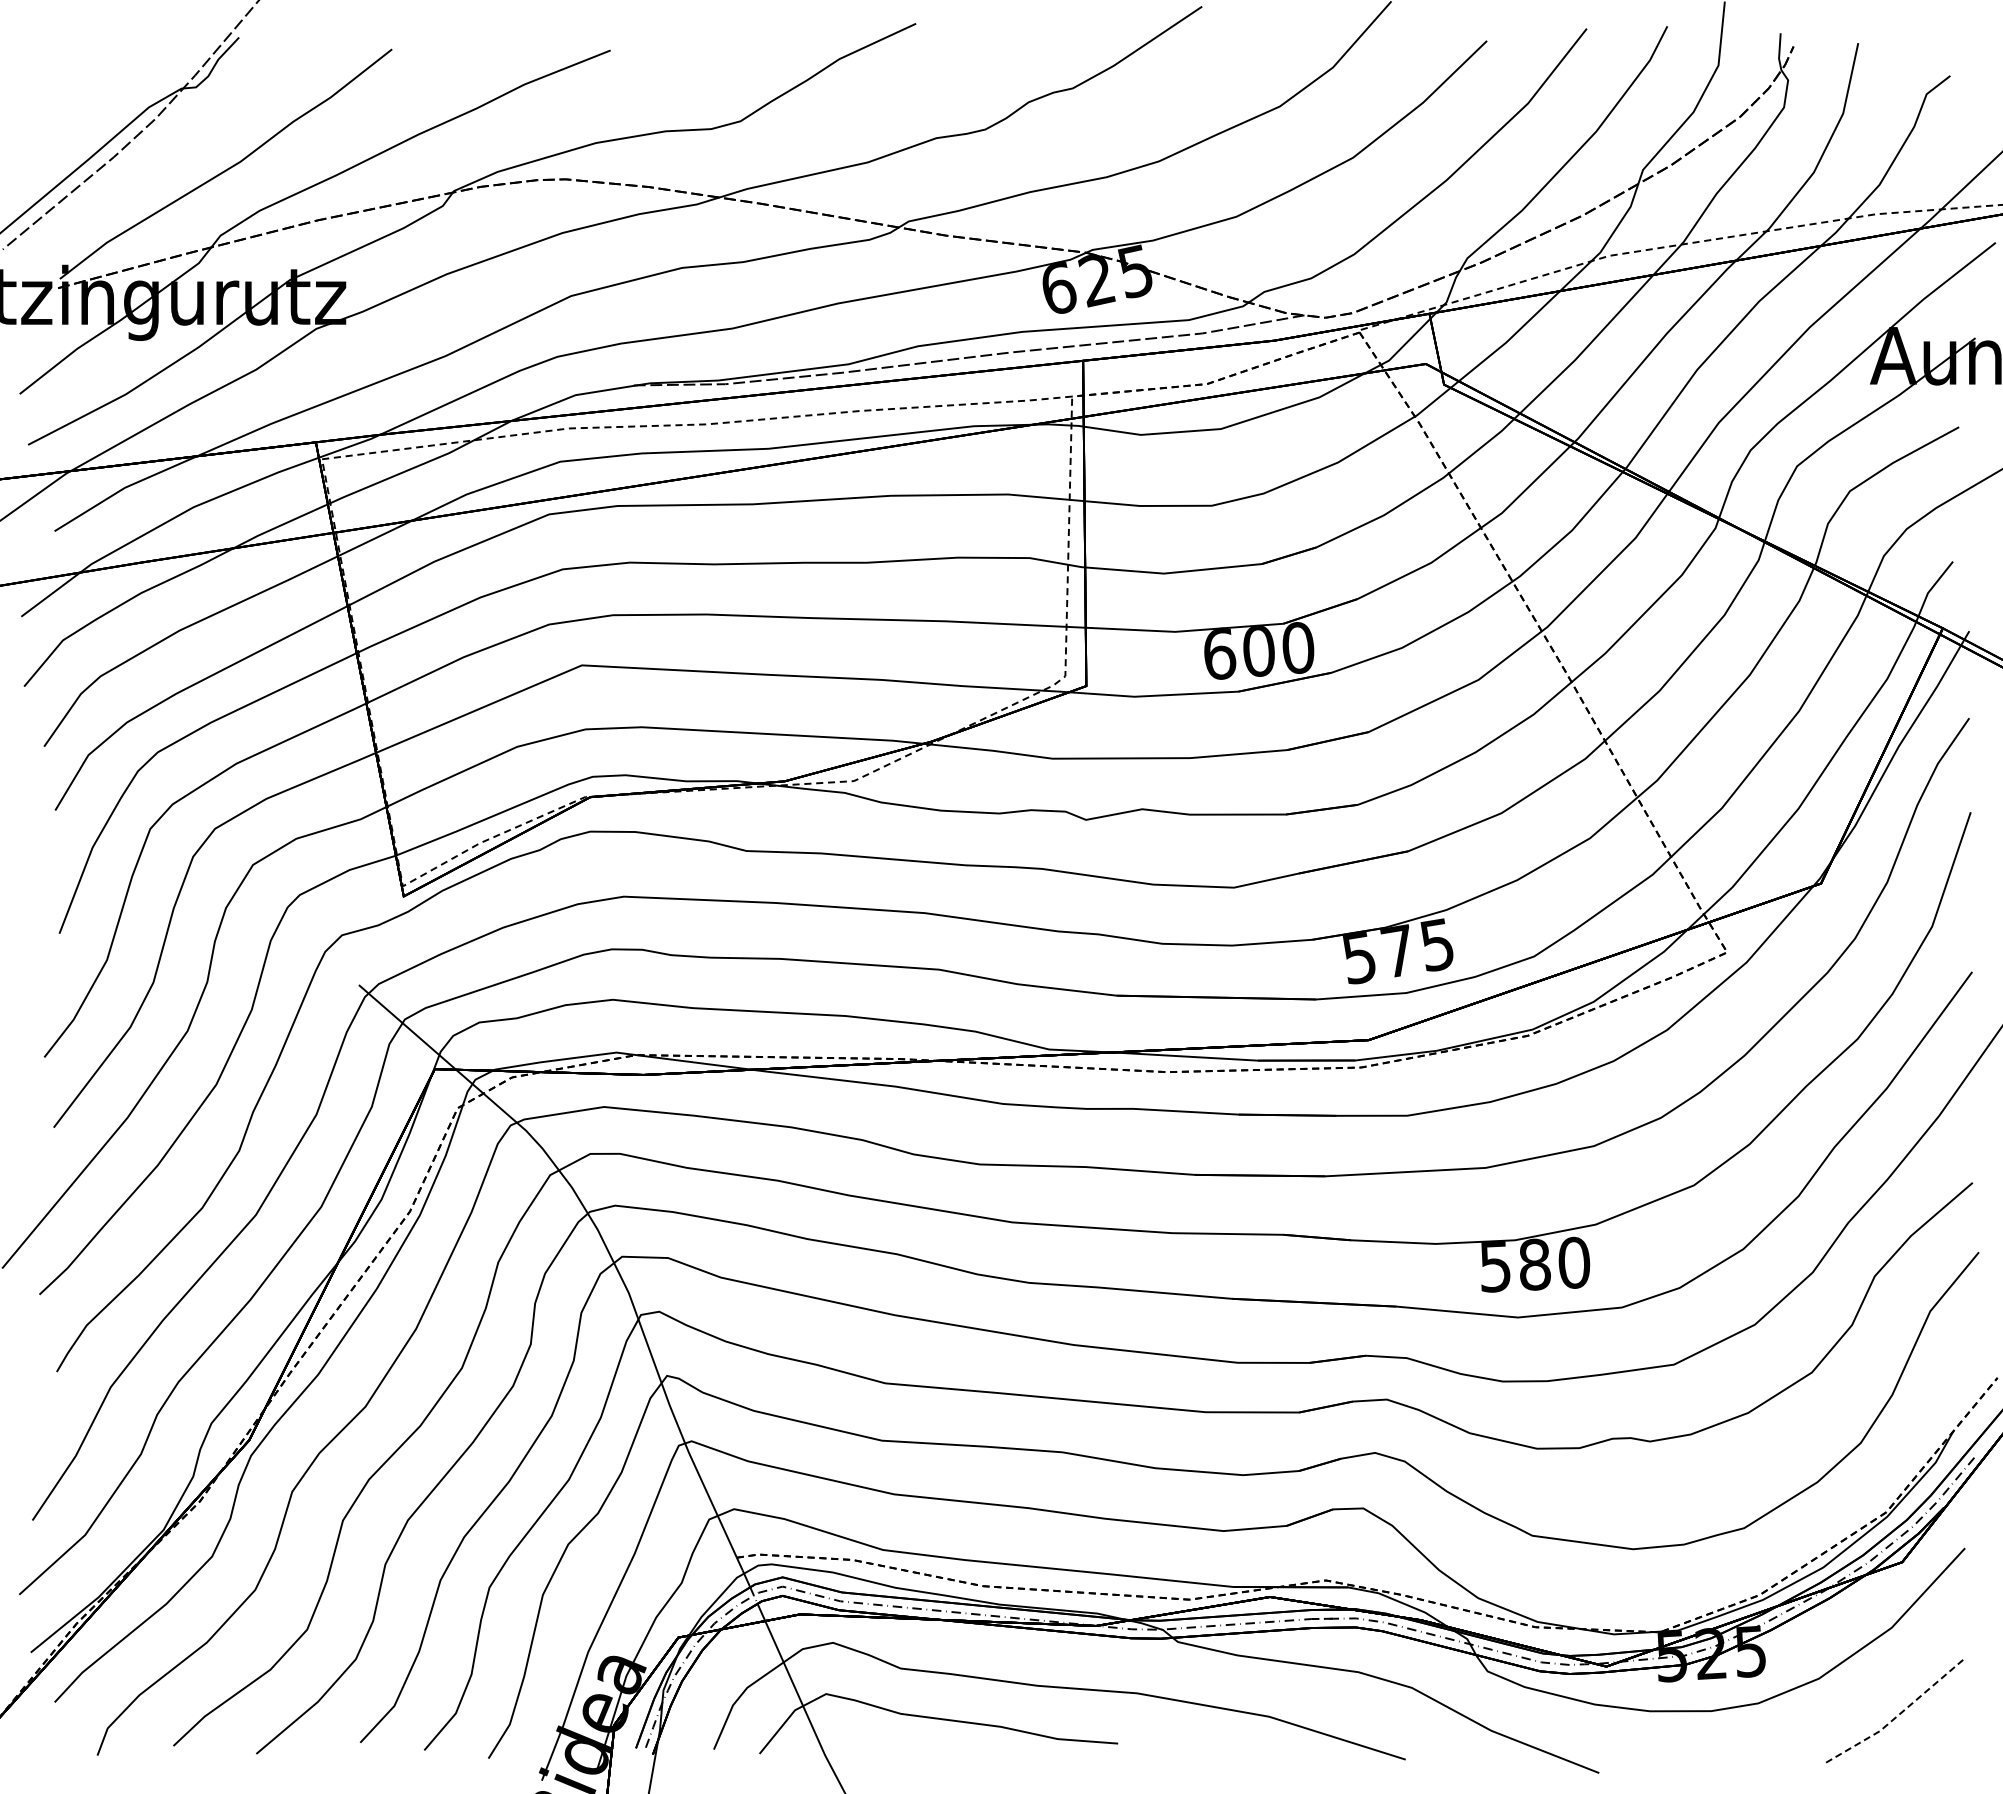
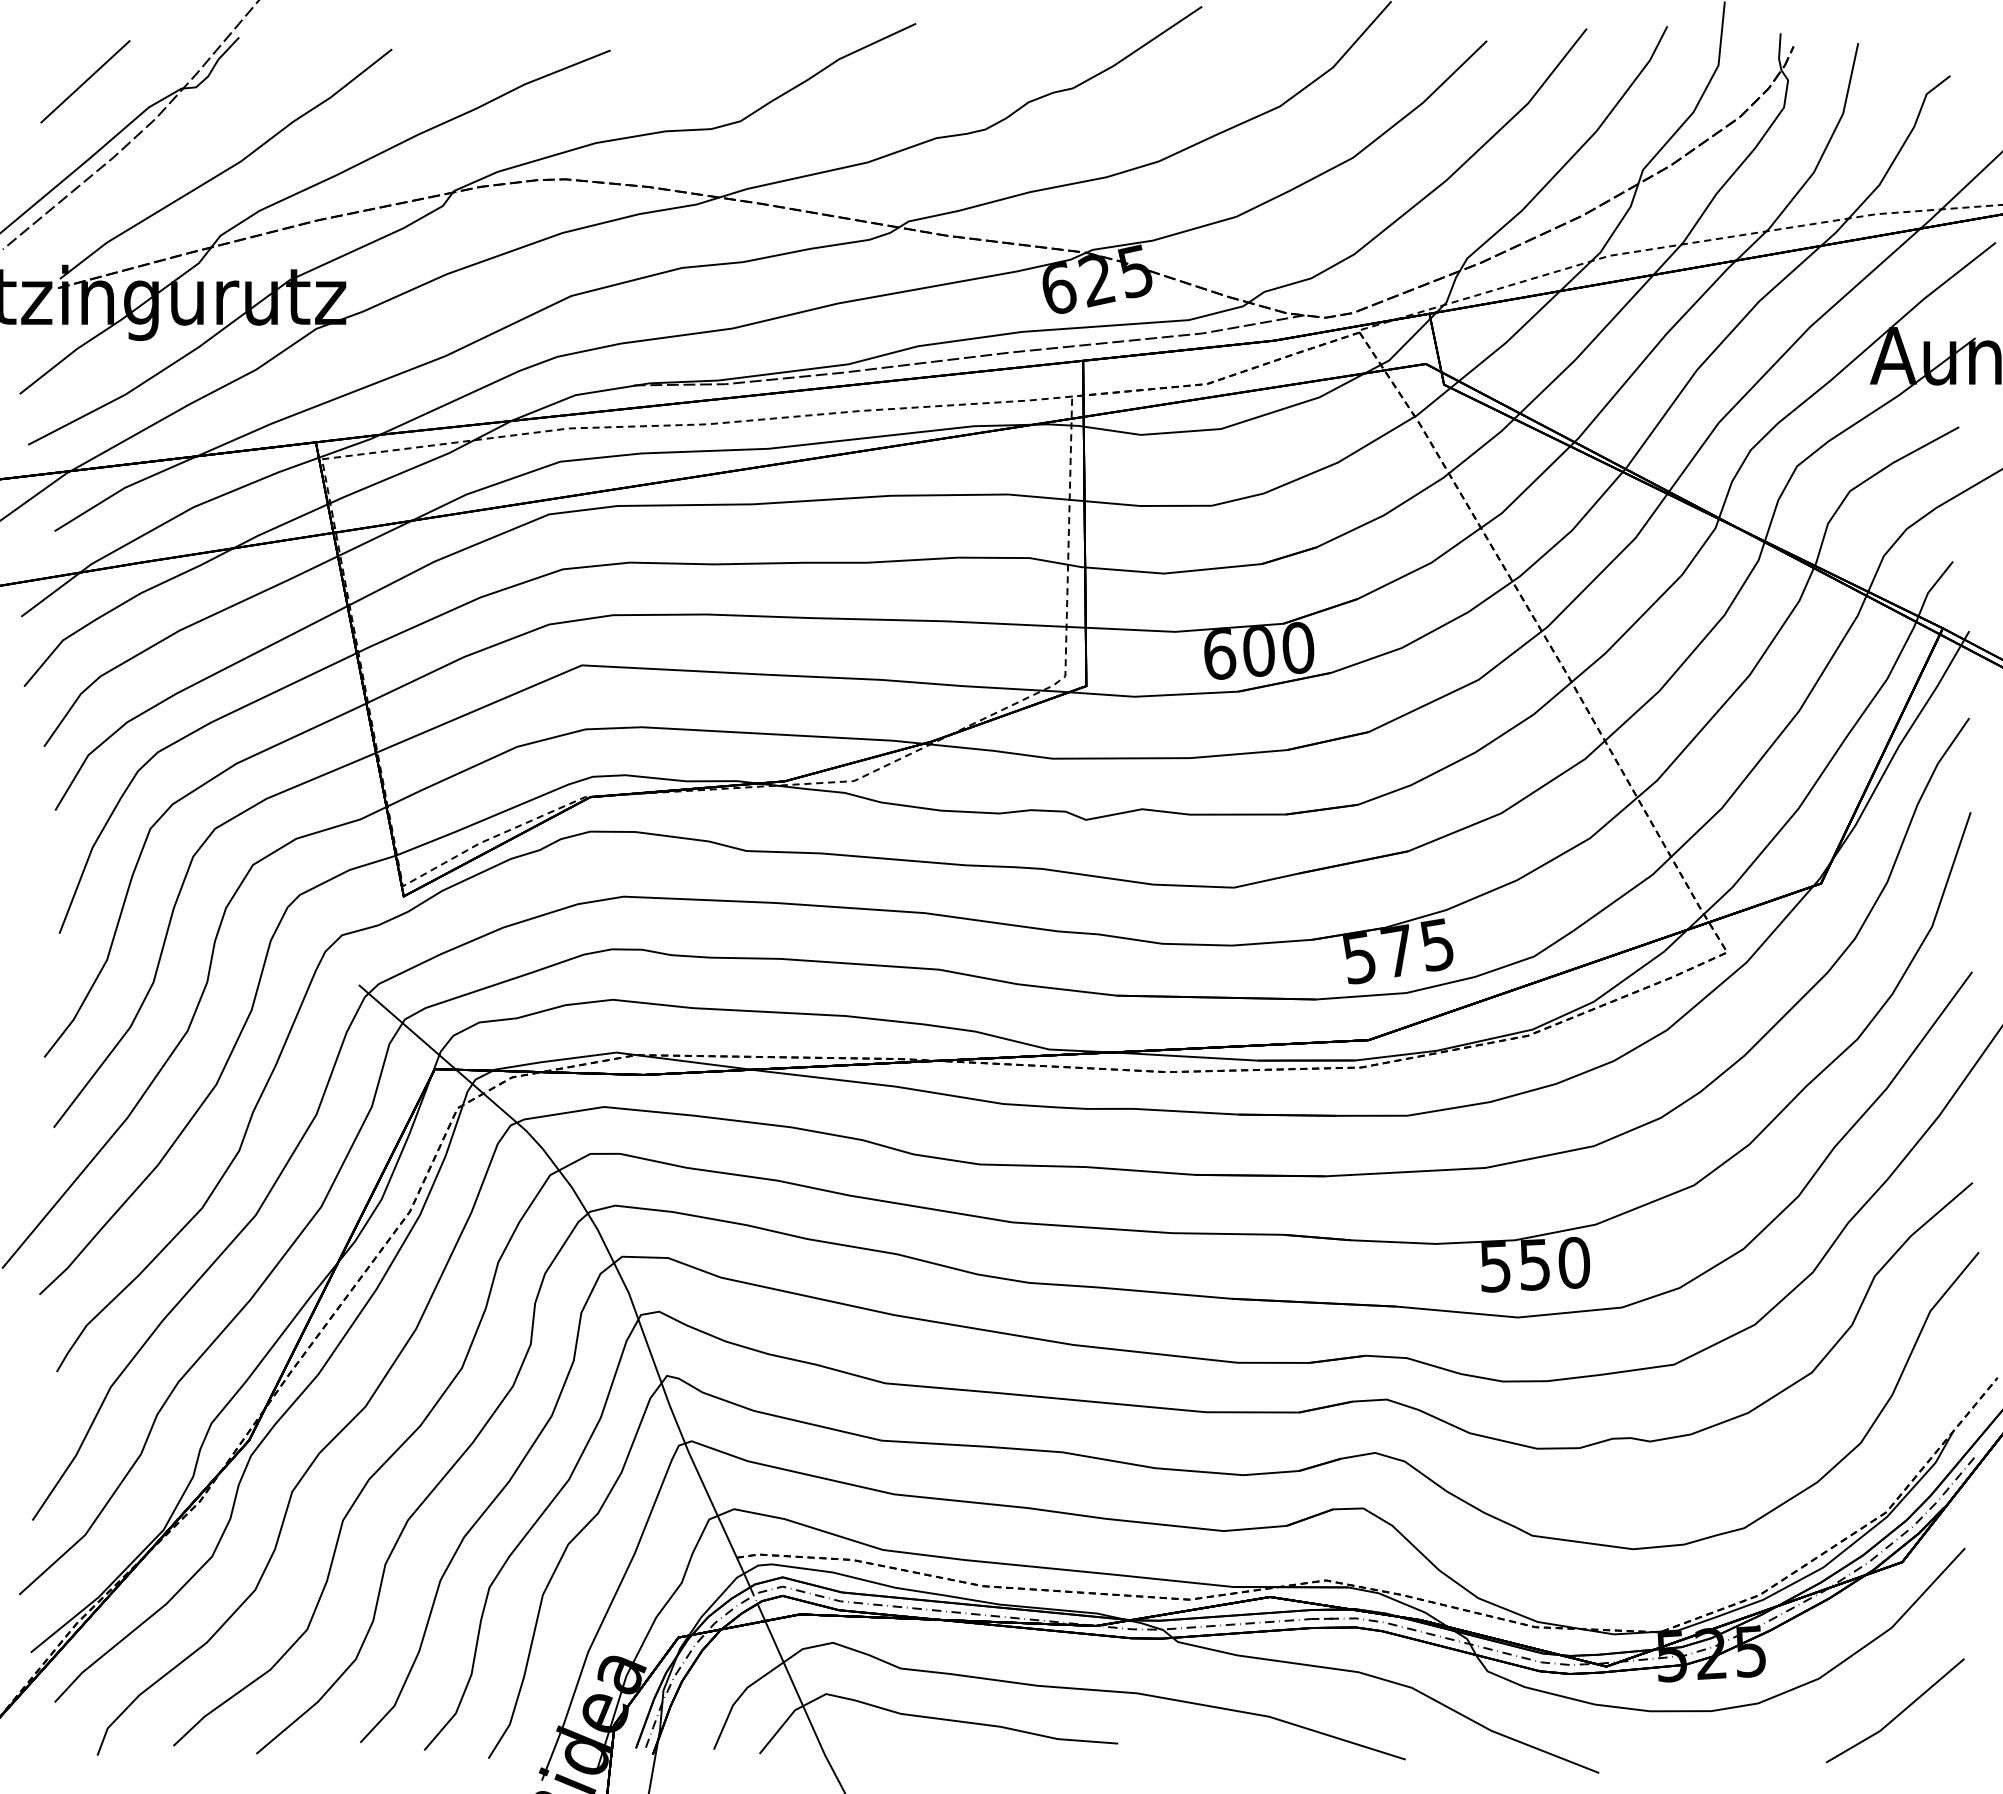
line: none -> present (85, 81)
text: 580 -> 550 (1535, 1264)
line: dashed -> solid (1898, 1715)
